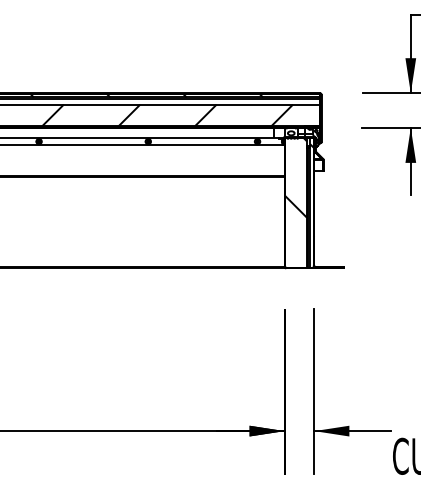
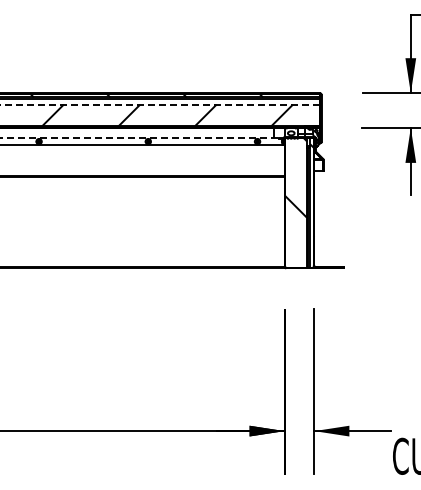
line: solid -> dashed (159, 104)
line: solid -> dashed (139, 138)
